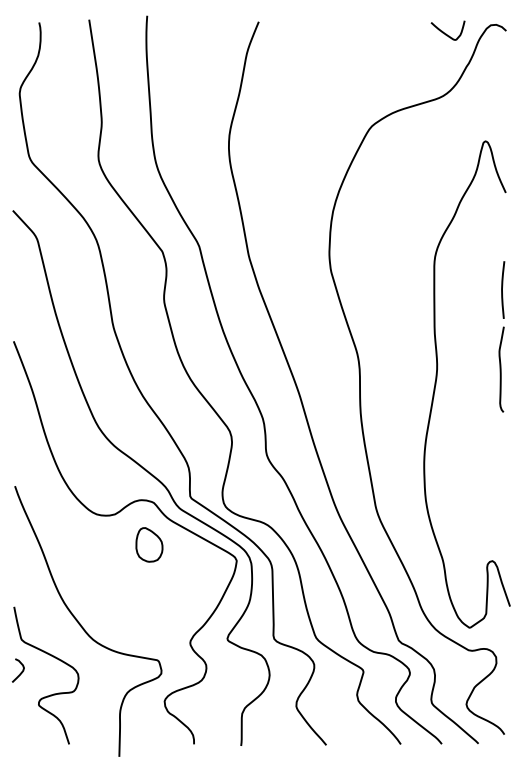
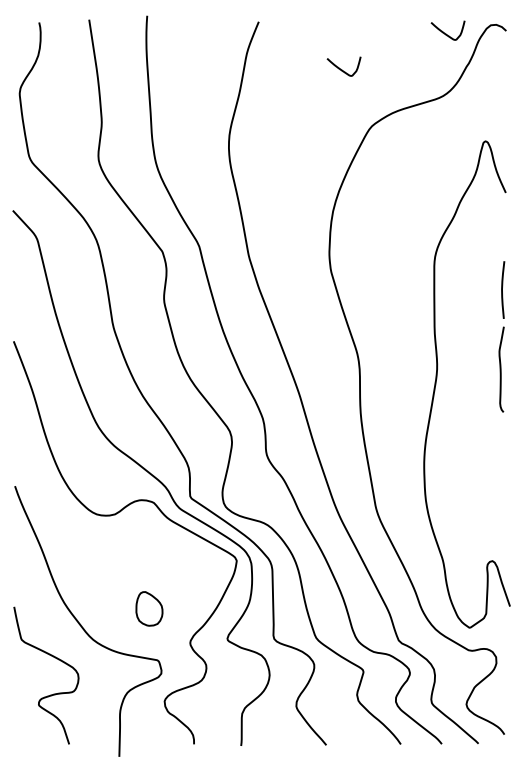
curve: none -> present (342, 69)
part position: (149, 544) -> (149, 608) (149, 608)
curve: present -> none (20, 672)
